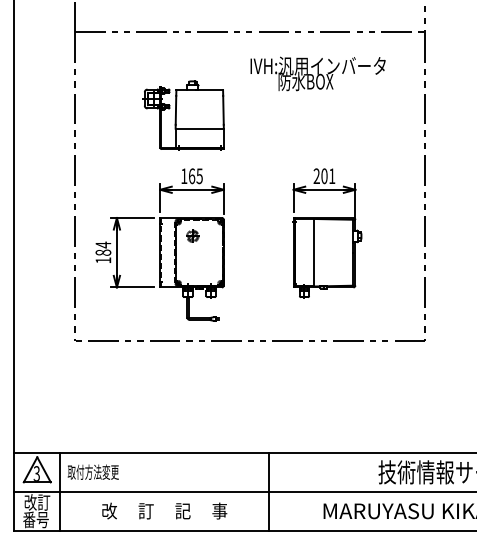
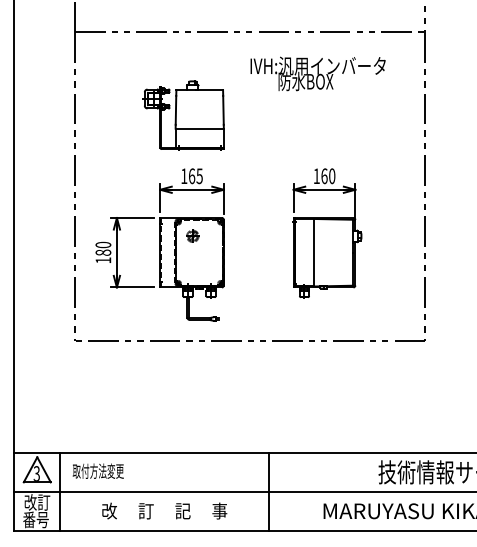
text: 201 -> 160 (324, 176)
text: 184 -> 180 (103, 244)
text position: (92, 471) -> (97, 470) (97, 470)
